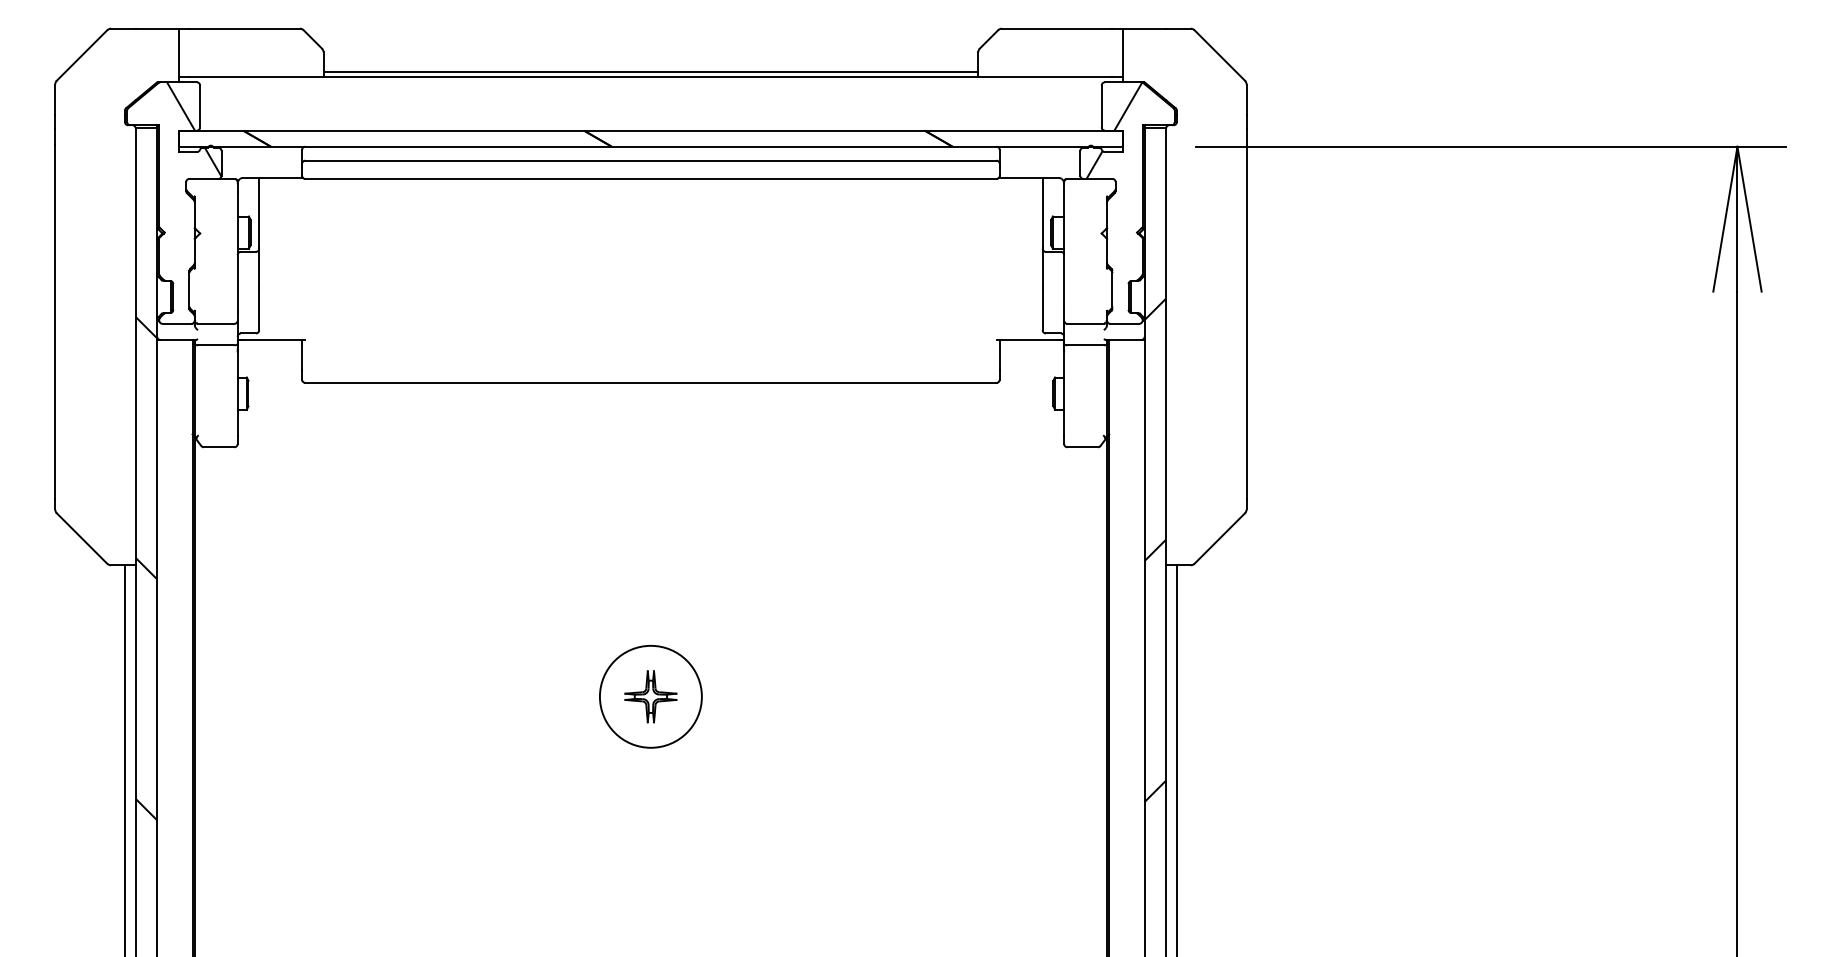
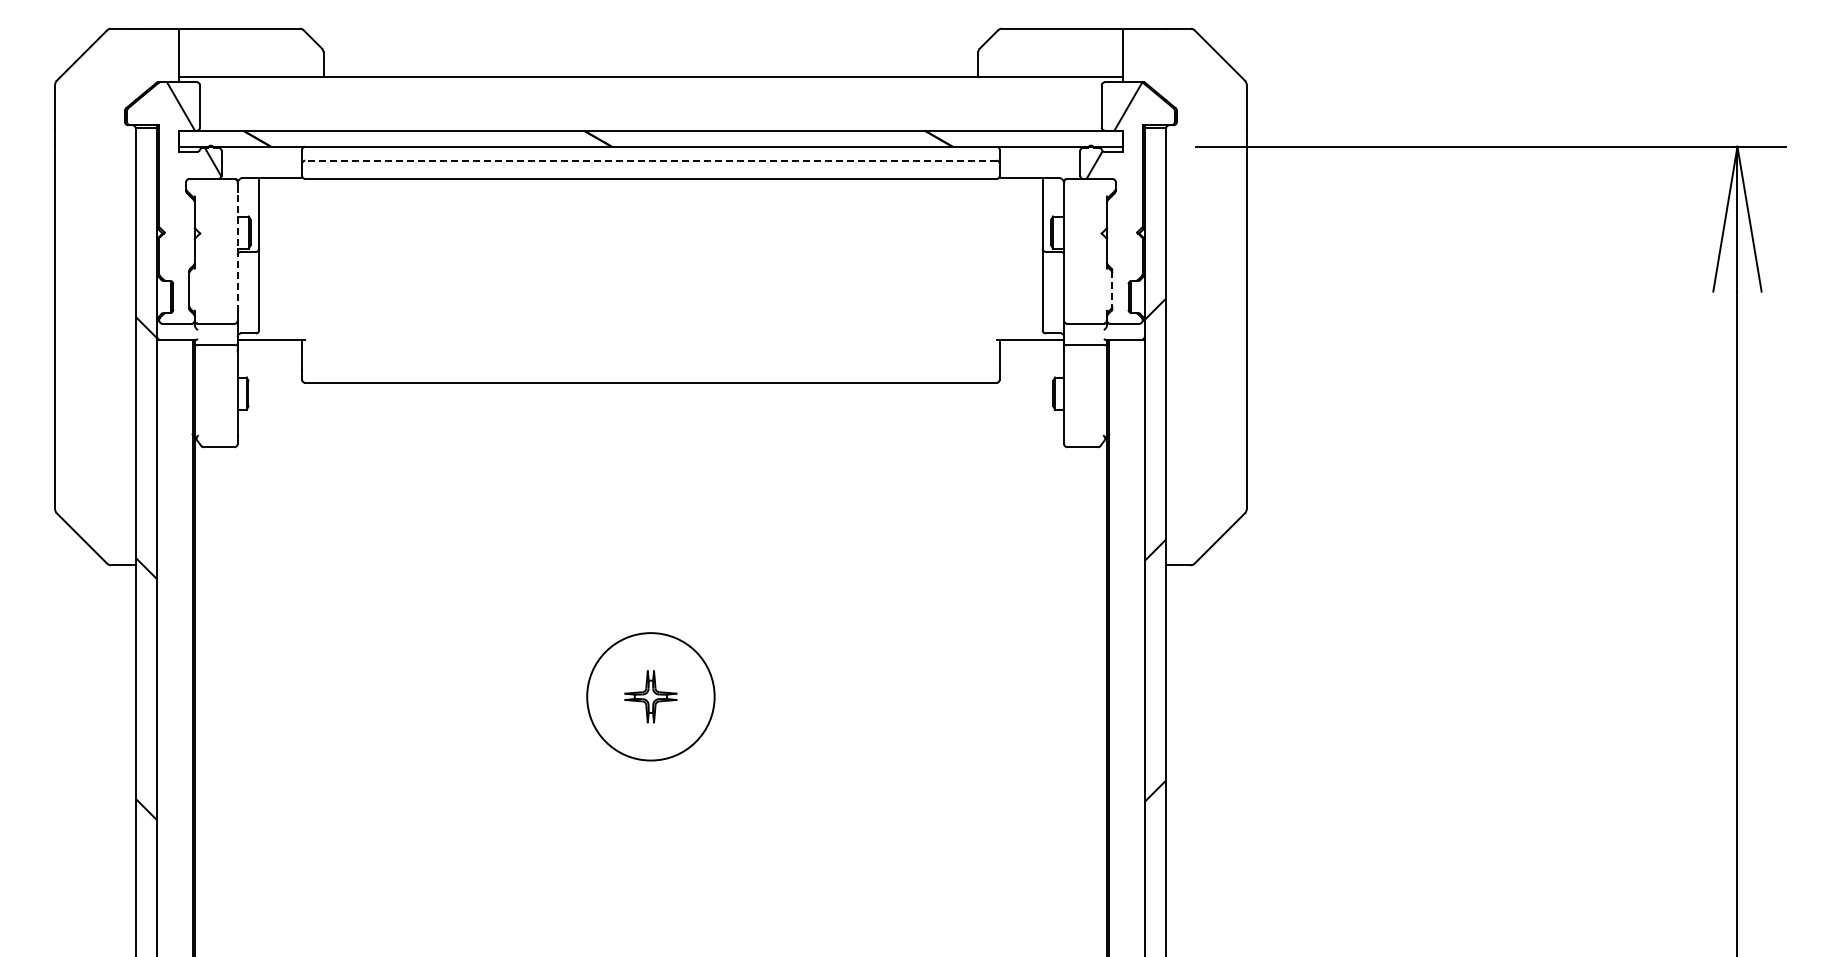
line: present -> none (650, 71)
line: solid -> dashed (650, 160)
line: solid -> dashed (237, 251)
line: solid -> dashed (1112, 289)
circle diameter: 102 px -> 127 px (650, 696)
line: present -> none (124, 759)
line: present -> none (1176, 759)
